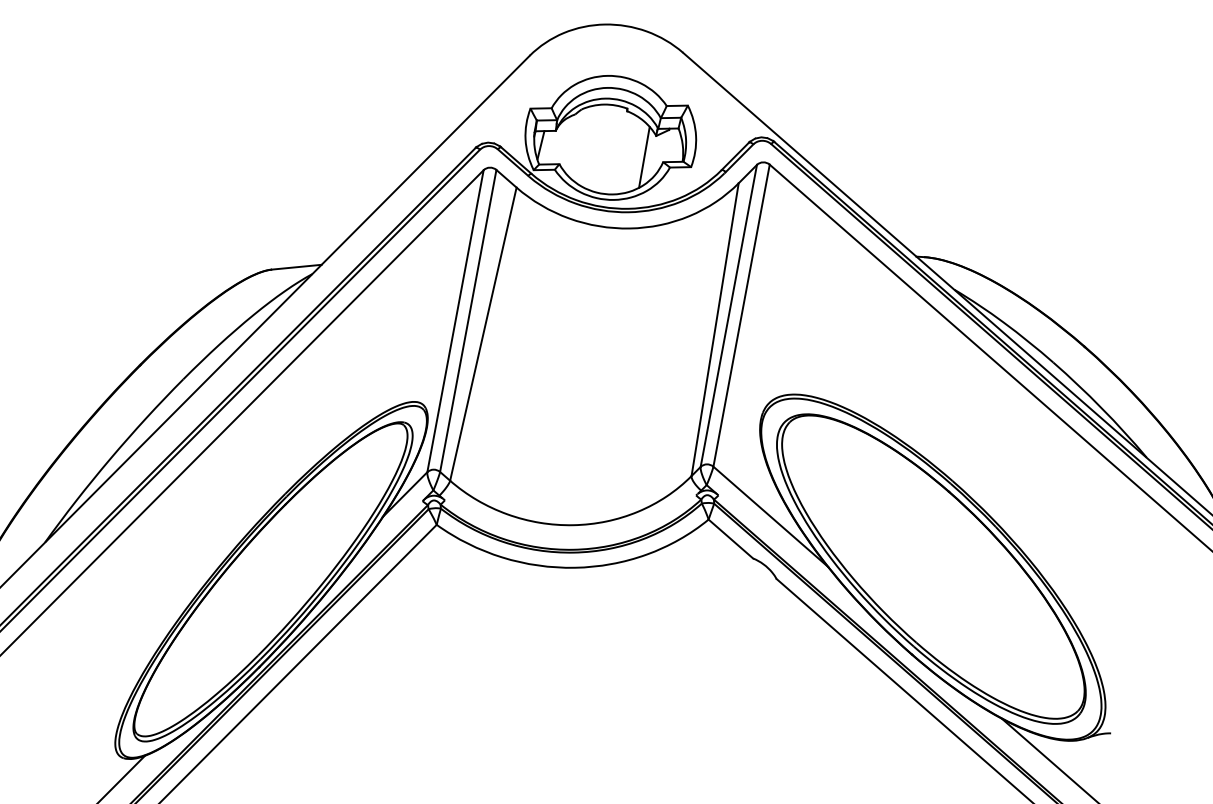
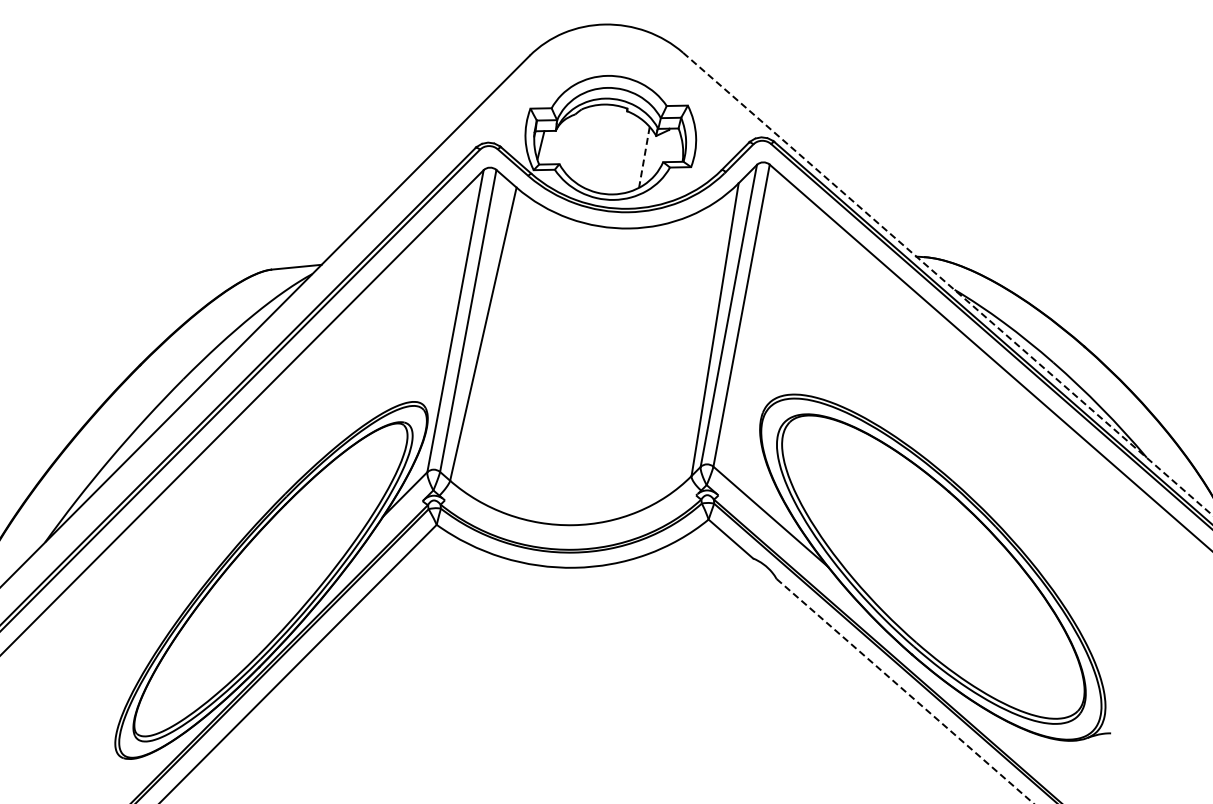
line: solid -> dashed (644, 157)
line: solid -> dashed (948, 284)
line: solid -> dashed (905, 691)
line: present -> none (1048, 759)
line: present -> none (122, 777)
